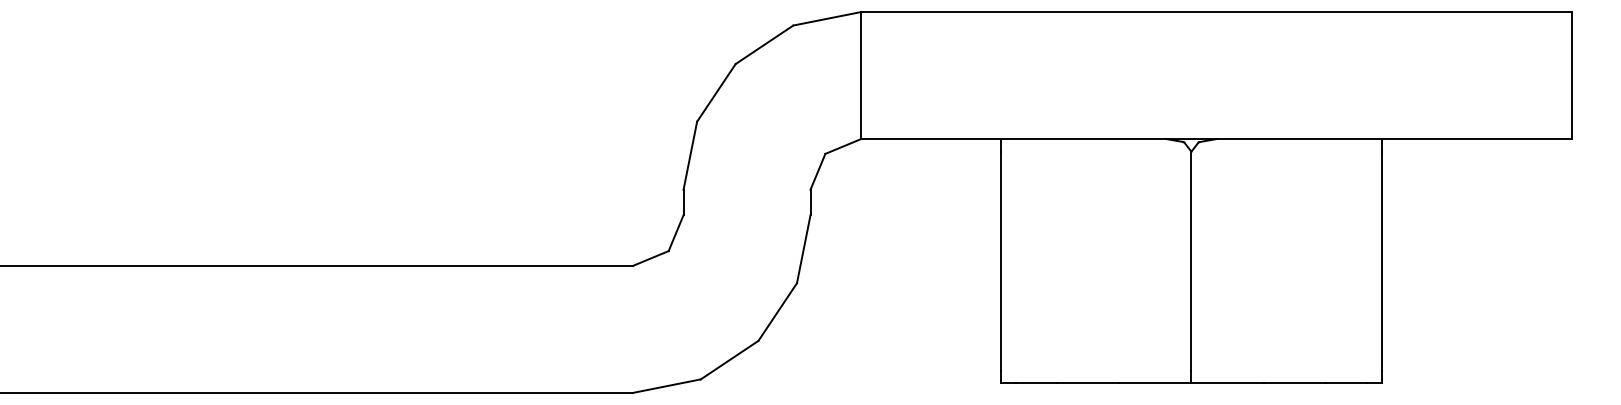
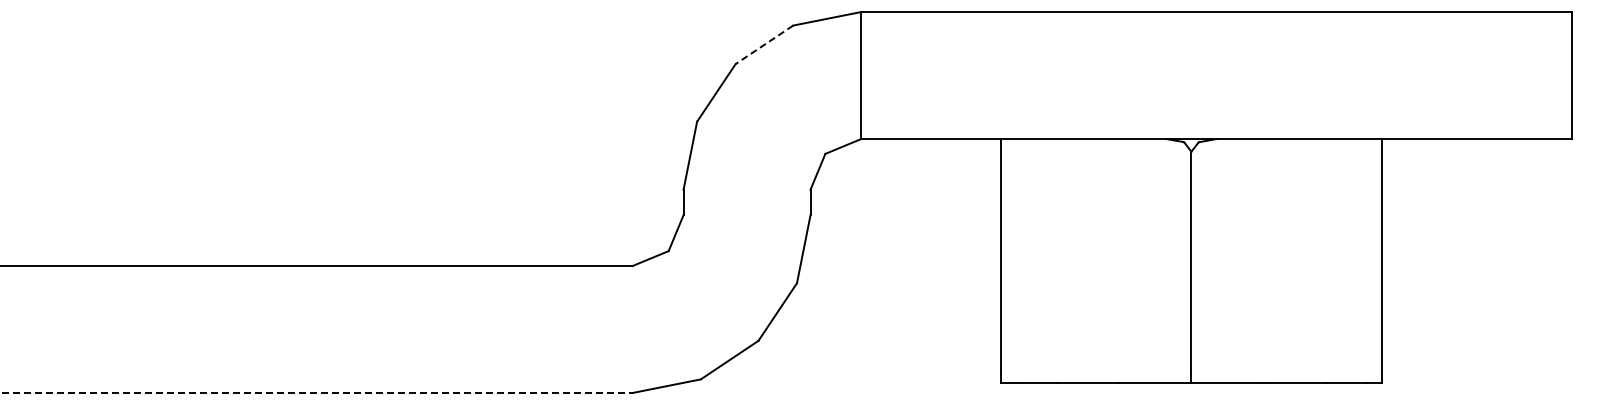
line: solid -> dashed (764, 44)
line: solid -> dashed (316, 392)
